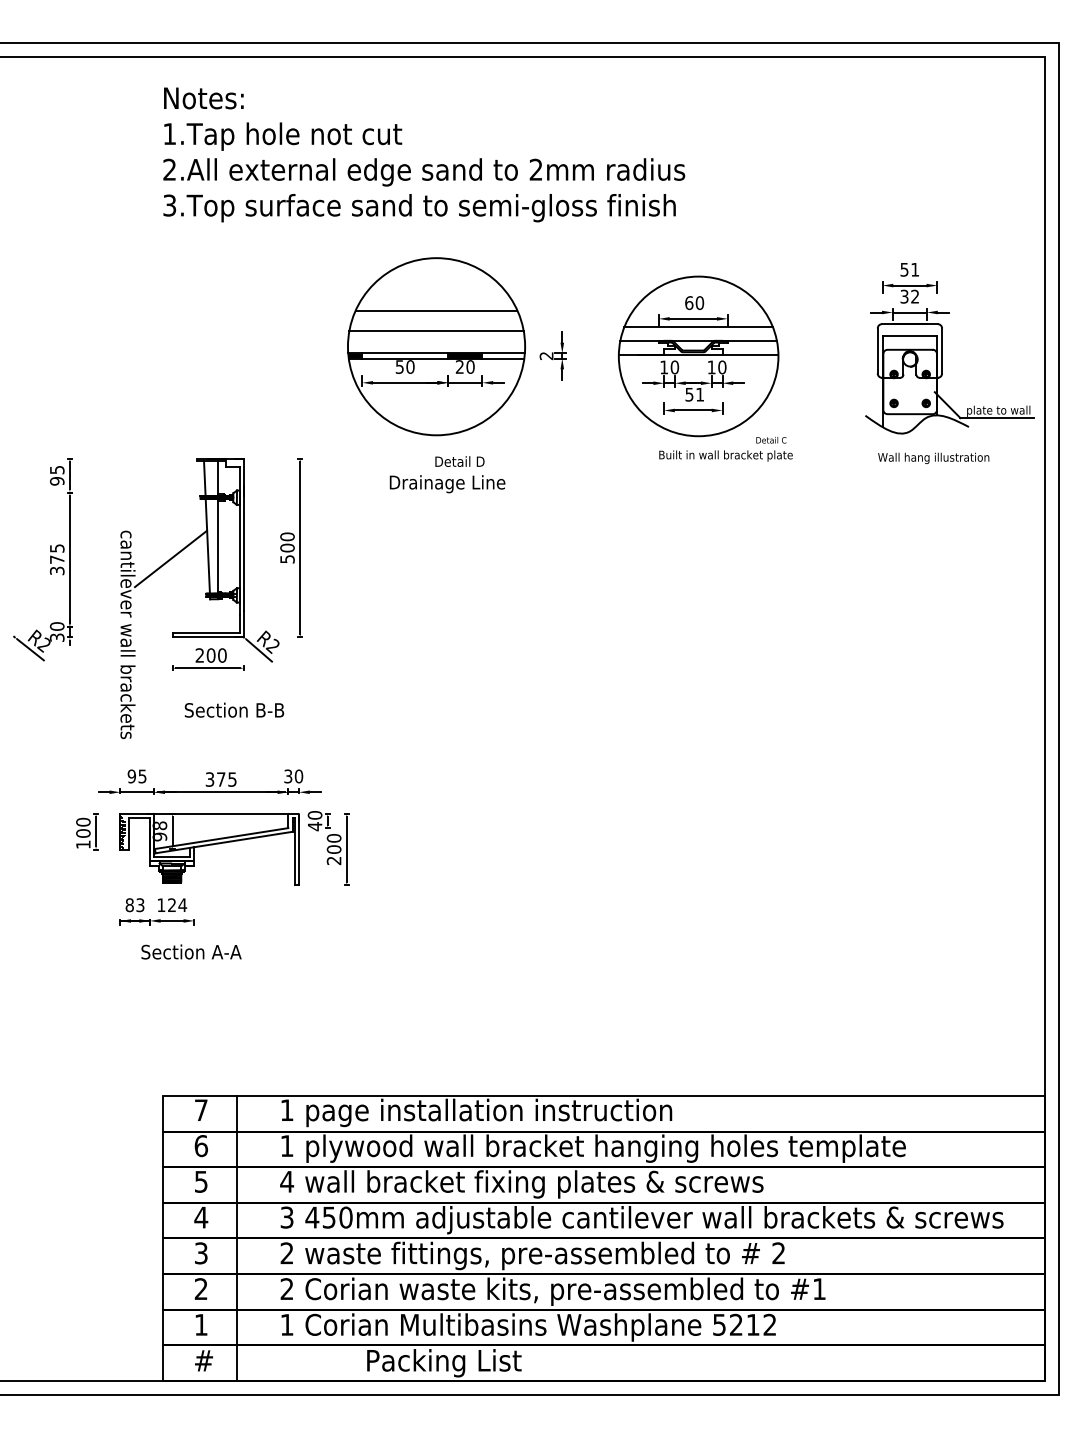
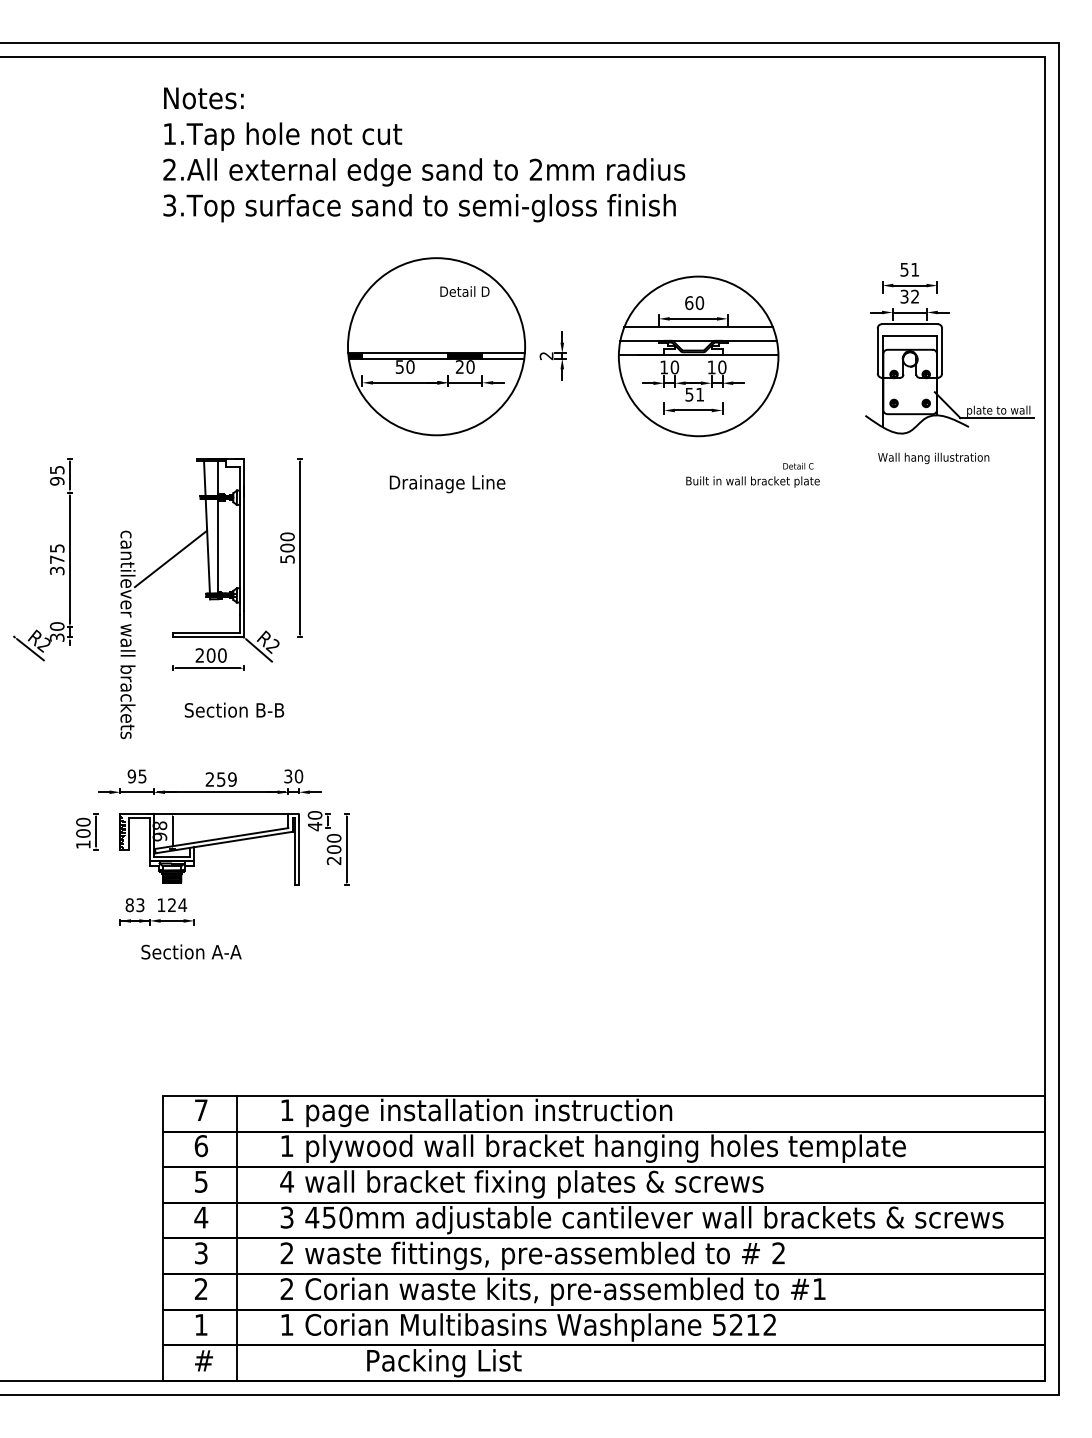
line: present -> none (436, 310)
line: present -> none (436, 331)
text position: (725, 448) -> (752, 474) (752, 474)
text position: (459, 461) -> (464, 291) (464, 291)
text: 375 -> 259 (220, 779)
